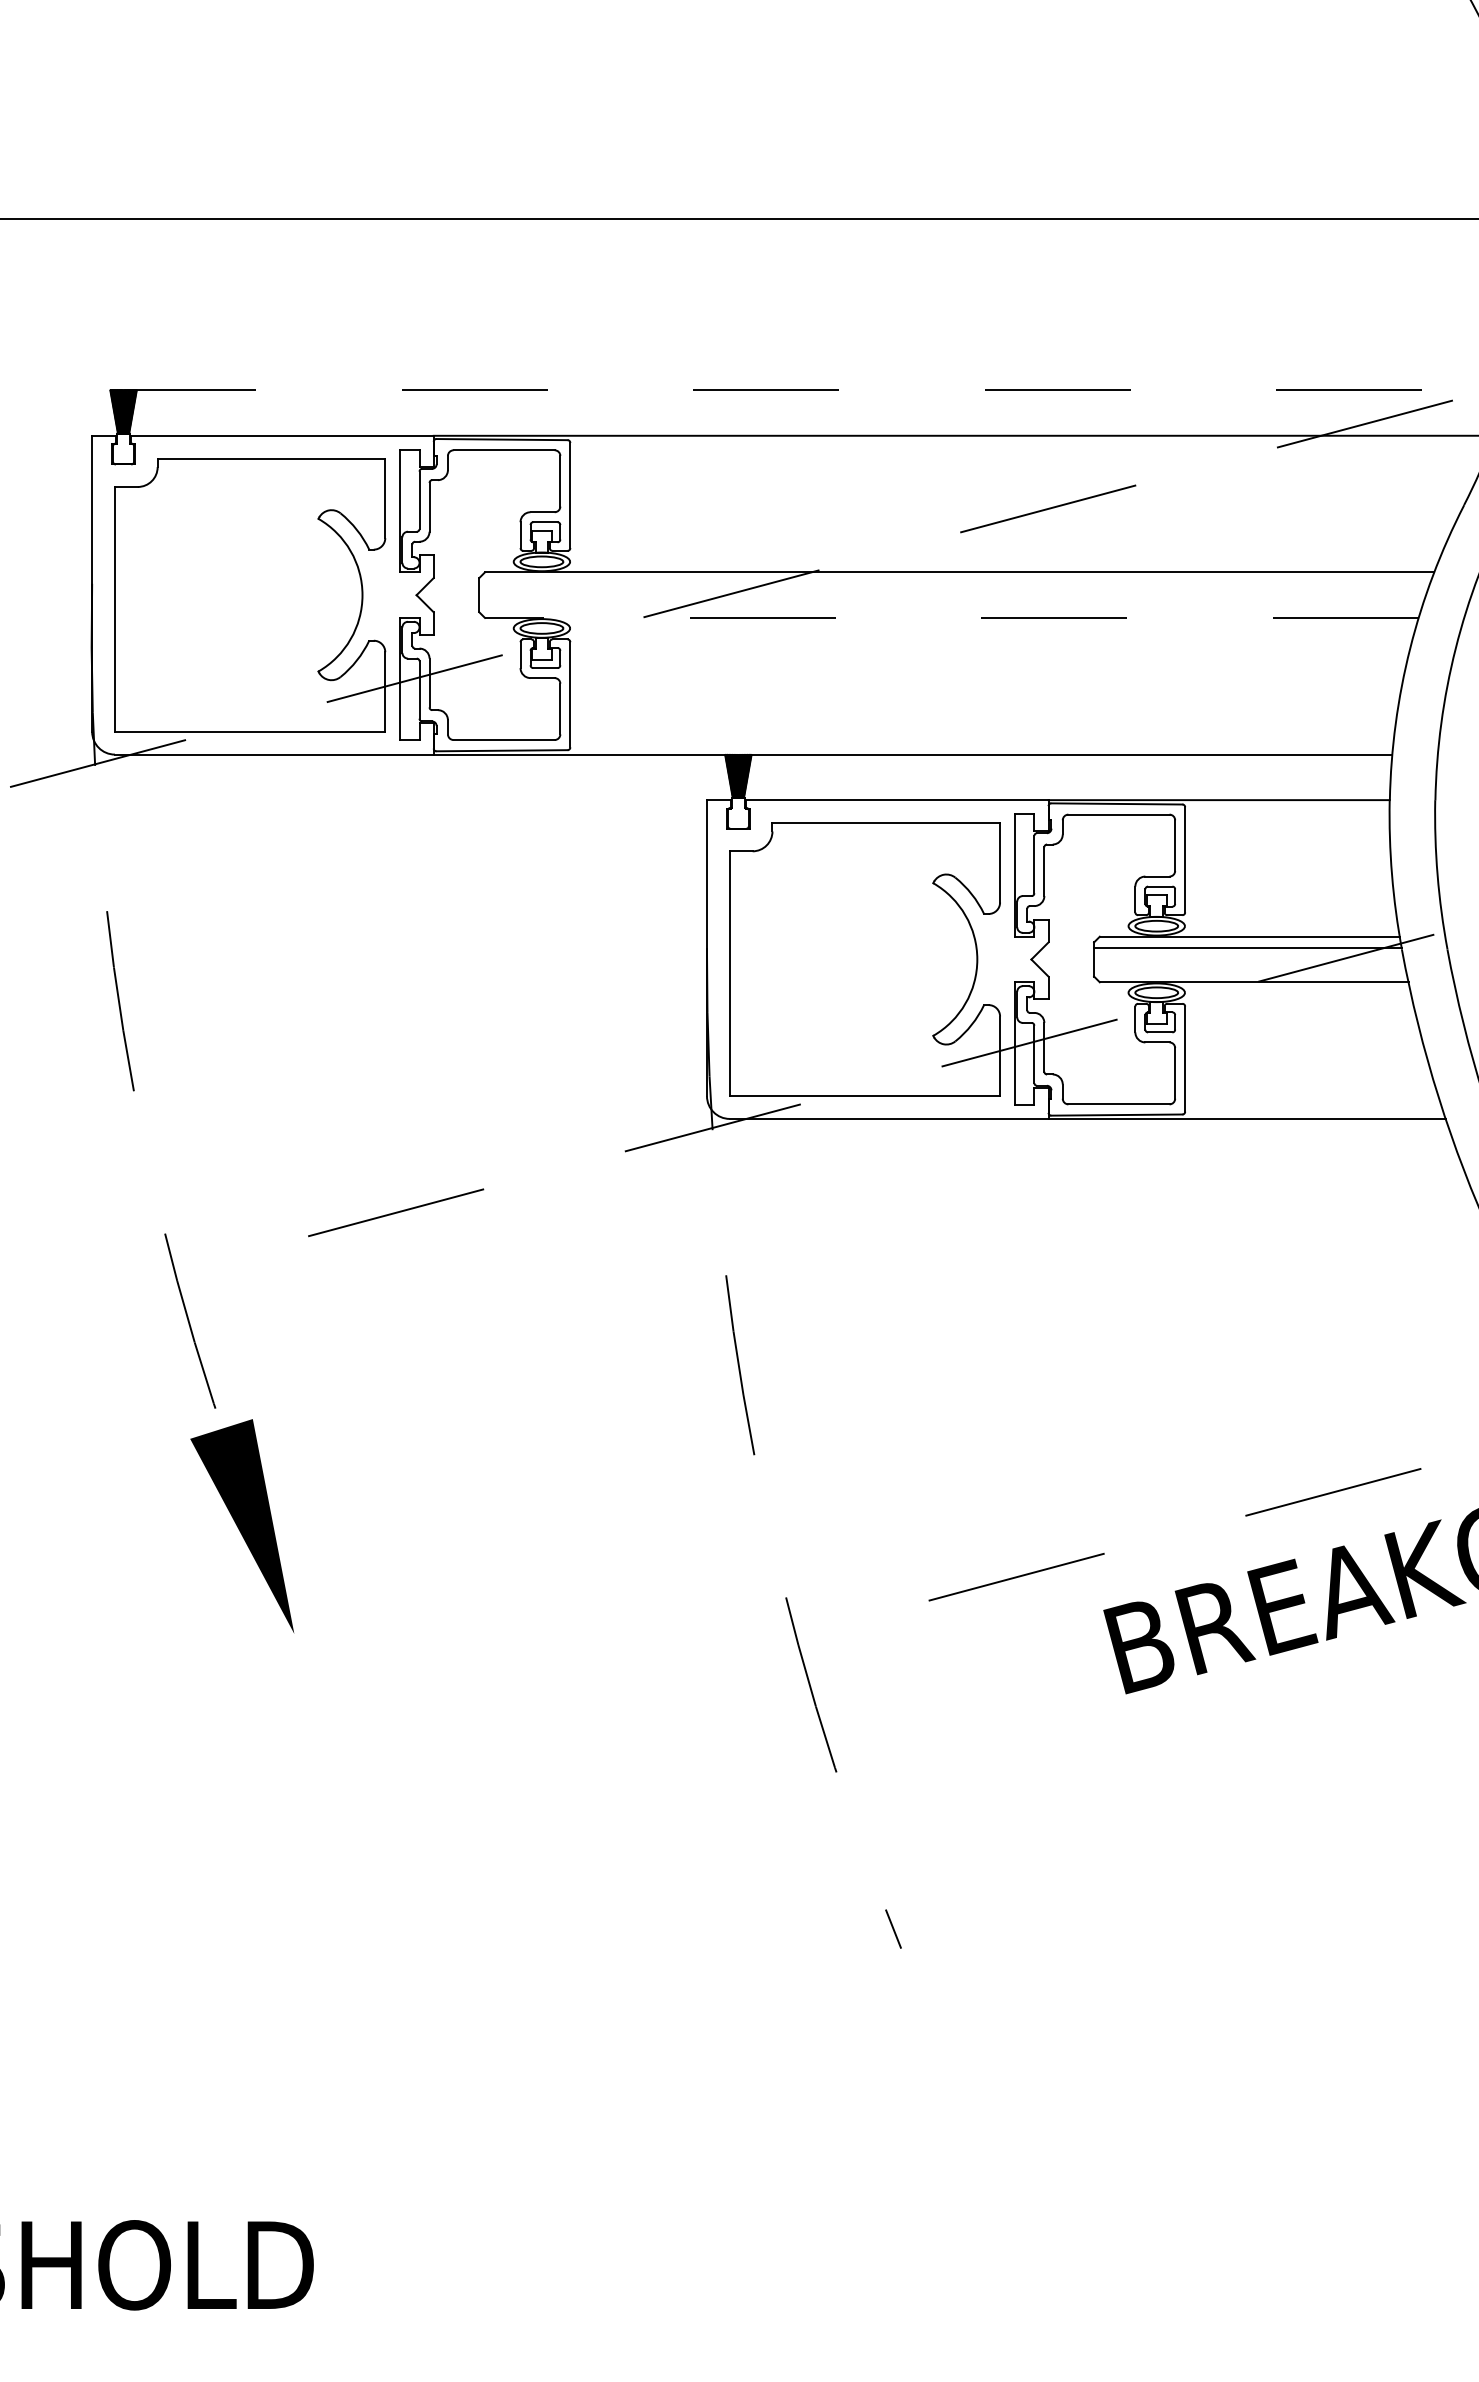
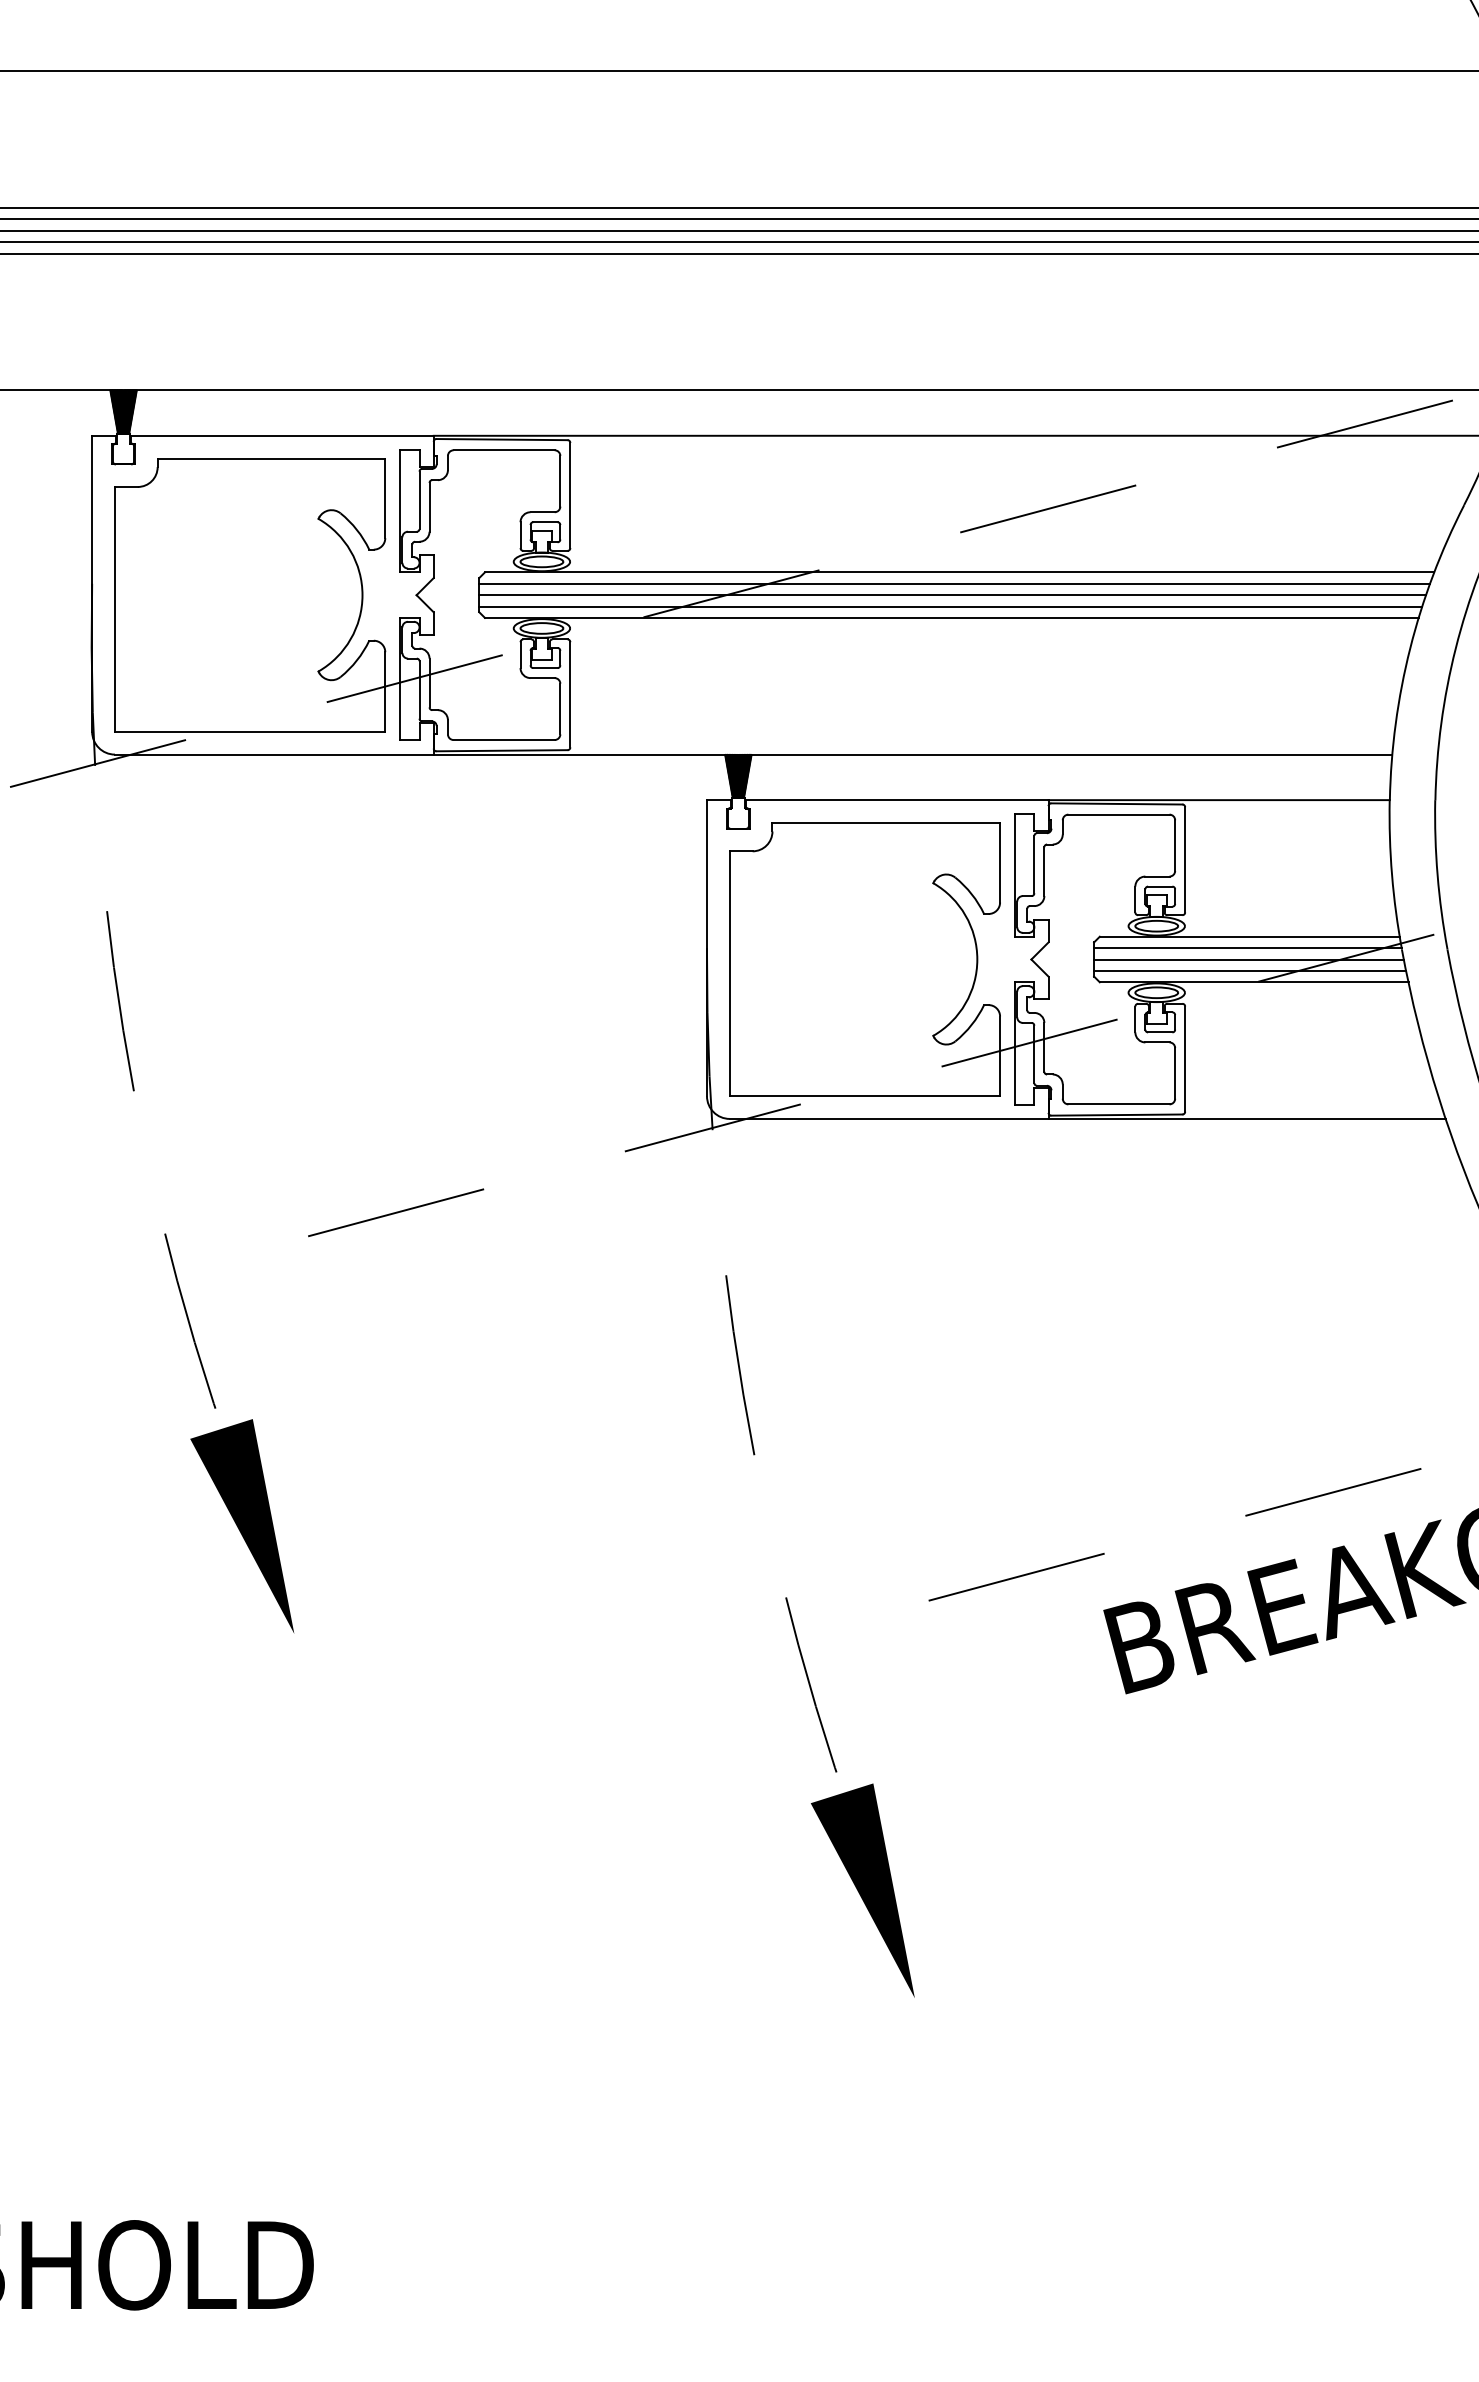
line: none -> present (738, 71)
line: none -> present (738, 208)
line: none -> present (738, 230)
line: none -> present (738, 242)
line: none -> present (738, 253)
line: dashed -> solid (739, 390)
line: none -> present (954, 583)
line: none -> present (952, 595)
line: none -> present (950, 606)
line: dashed -> solid (951, 617)
line: none -> present (1248, 959)
line: none -> present (1250, 970)
fill: none -> present (862, 1890)
